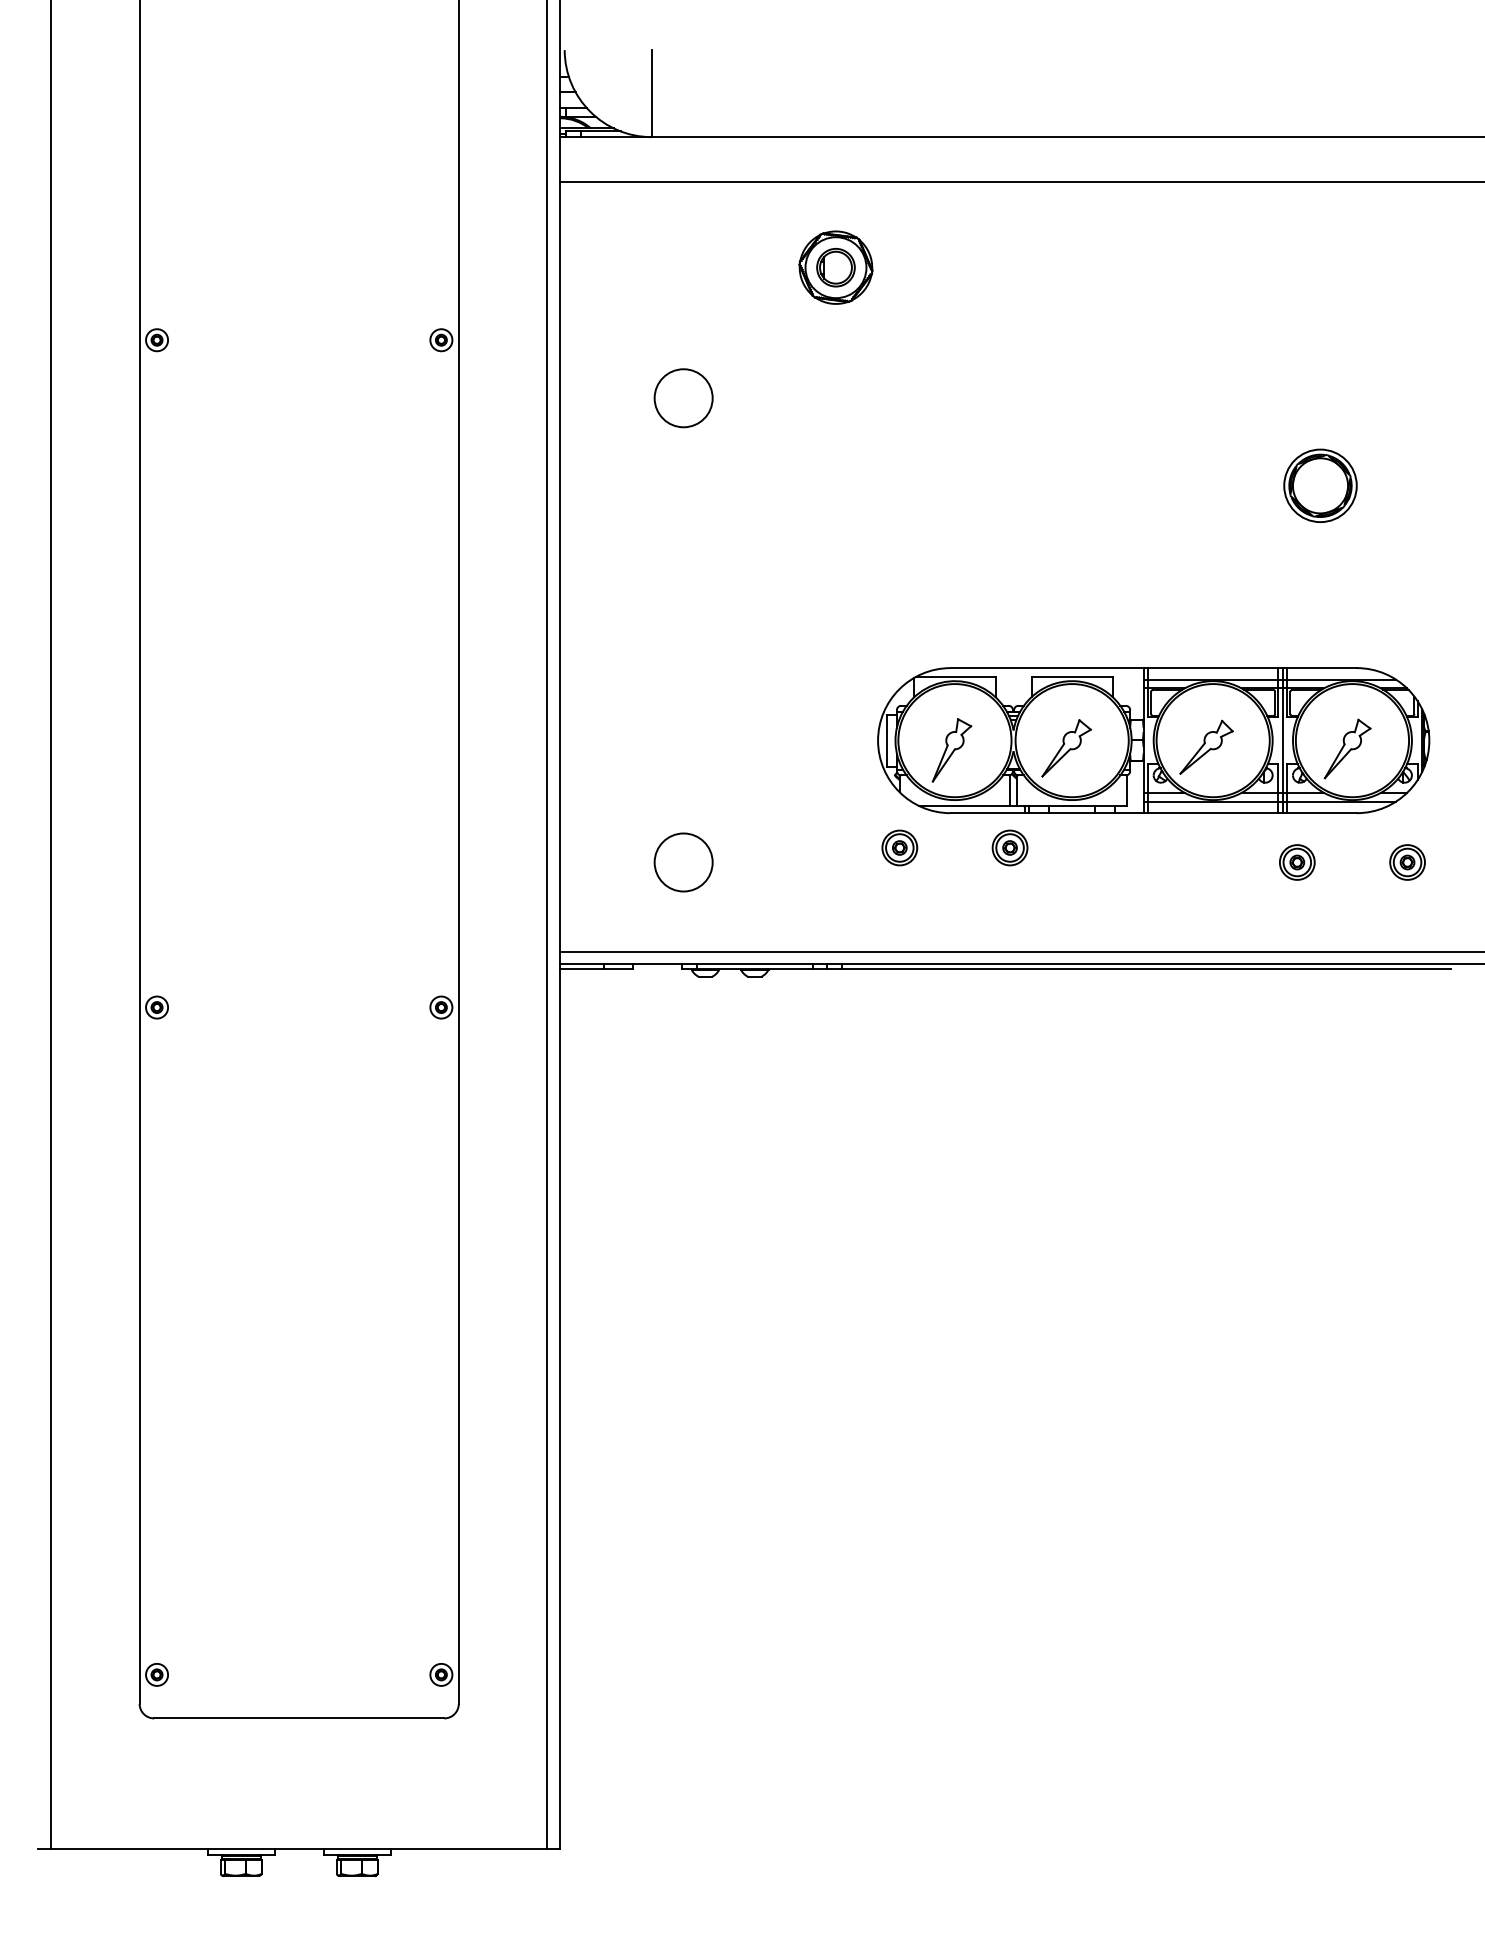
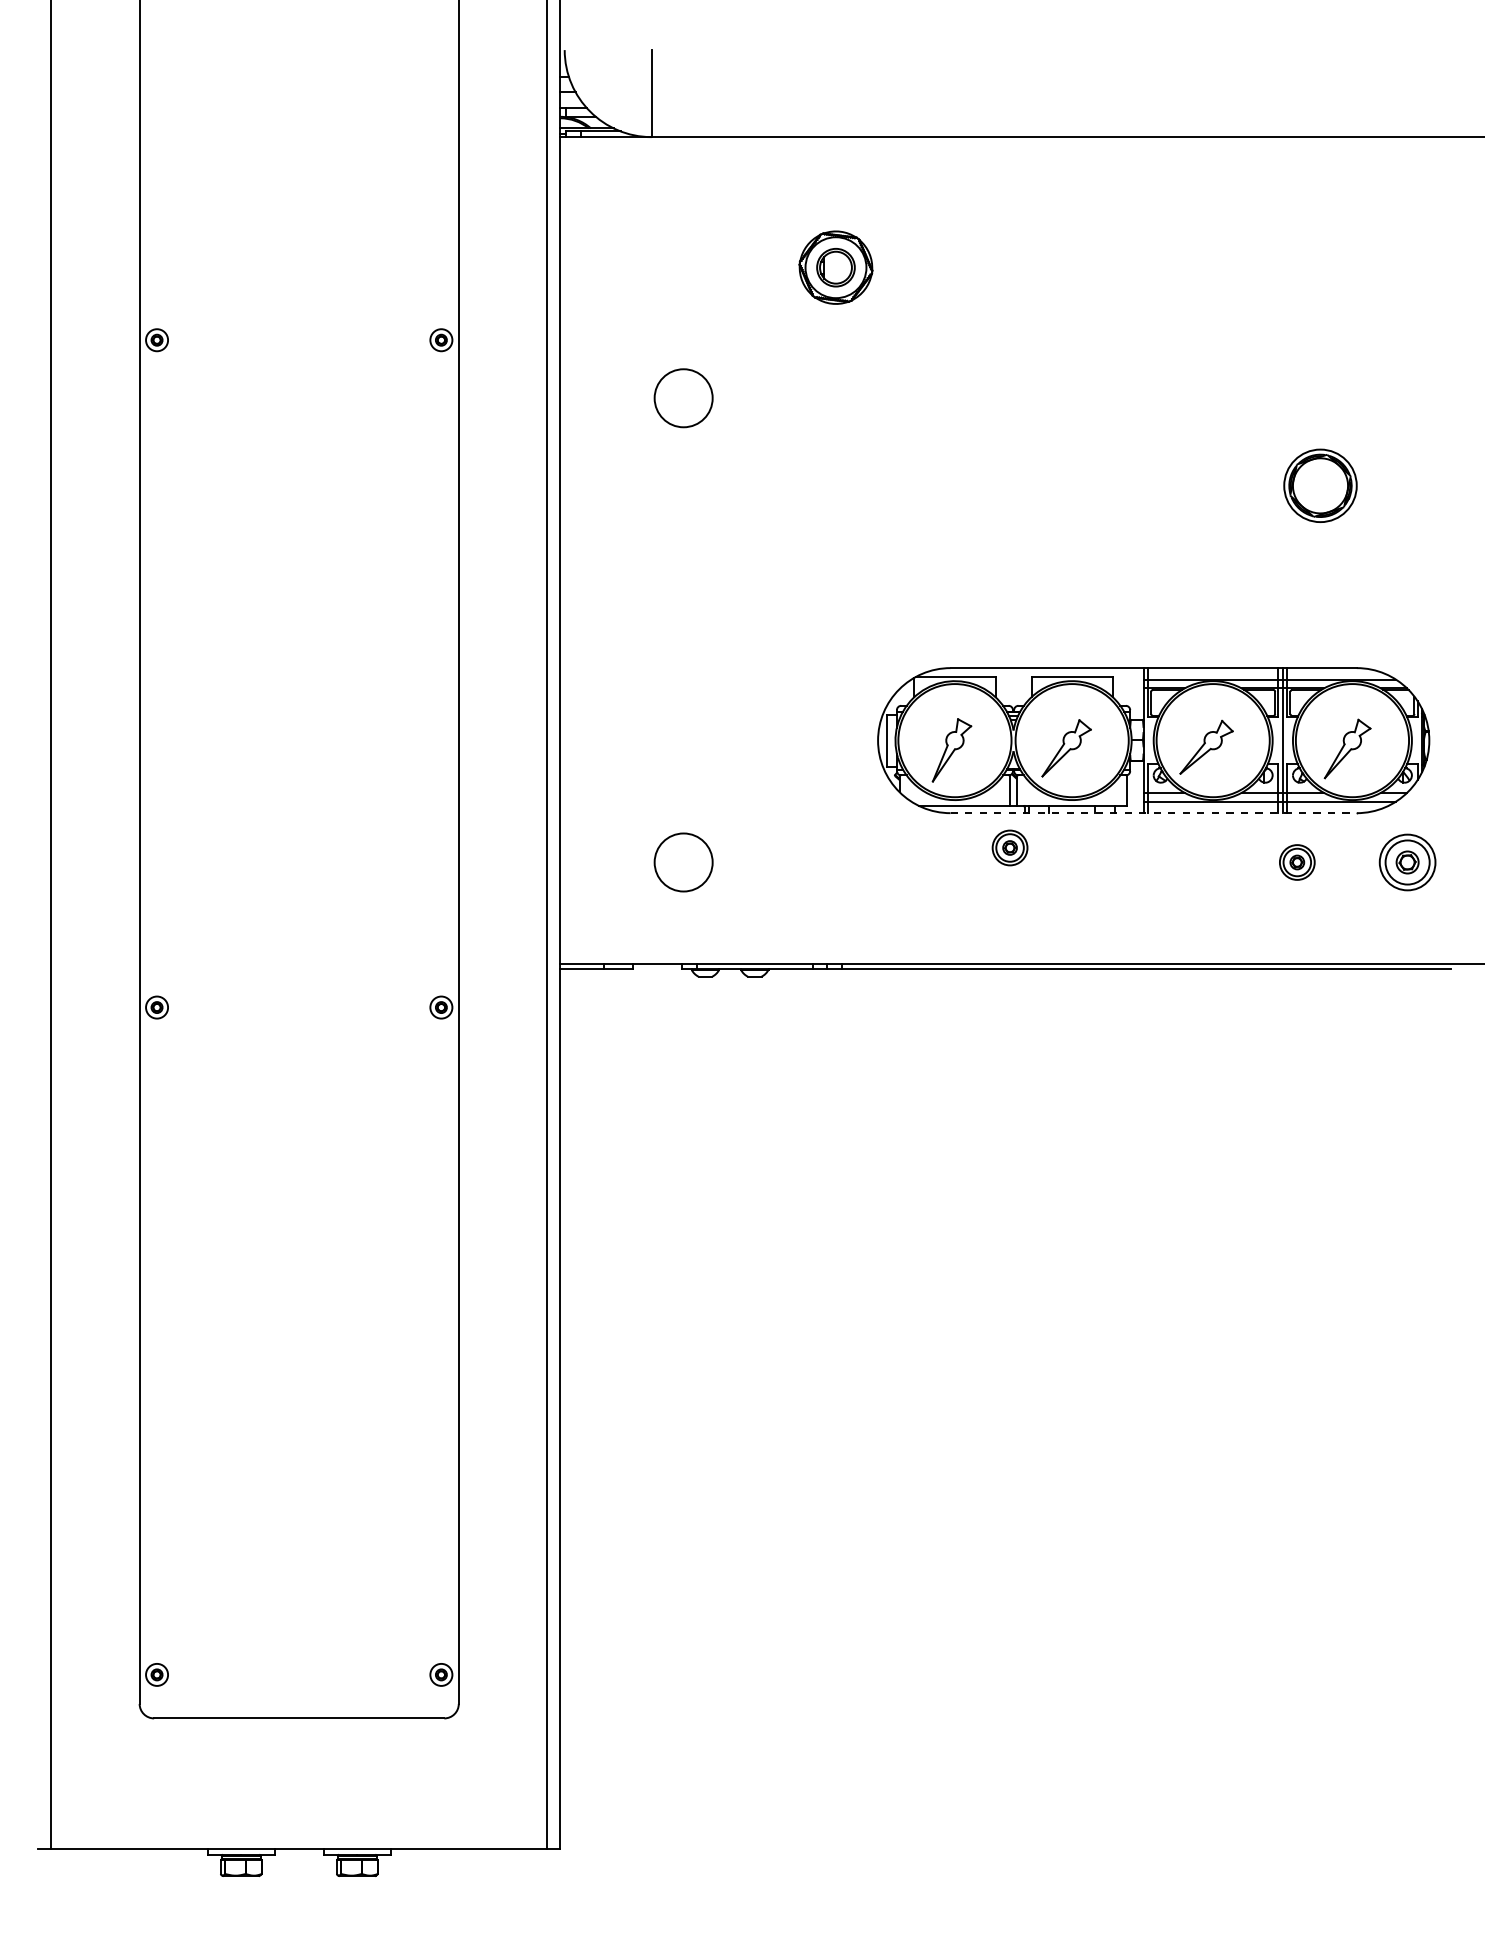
line: present -> none (1020, 181)
line: solid -> dashed (1154, 813)
part: present -> none (899, 847)
part size: 37x37 px -> 59x59 px (1407, 862)
line: present -> none (1020, 952)
